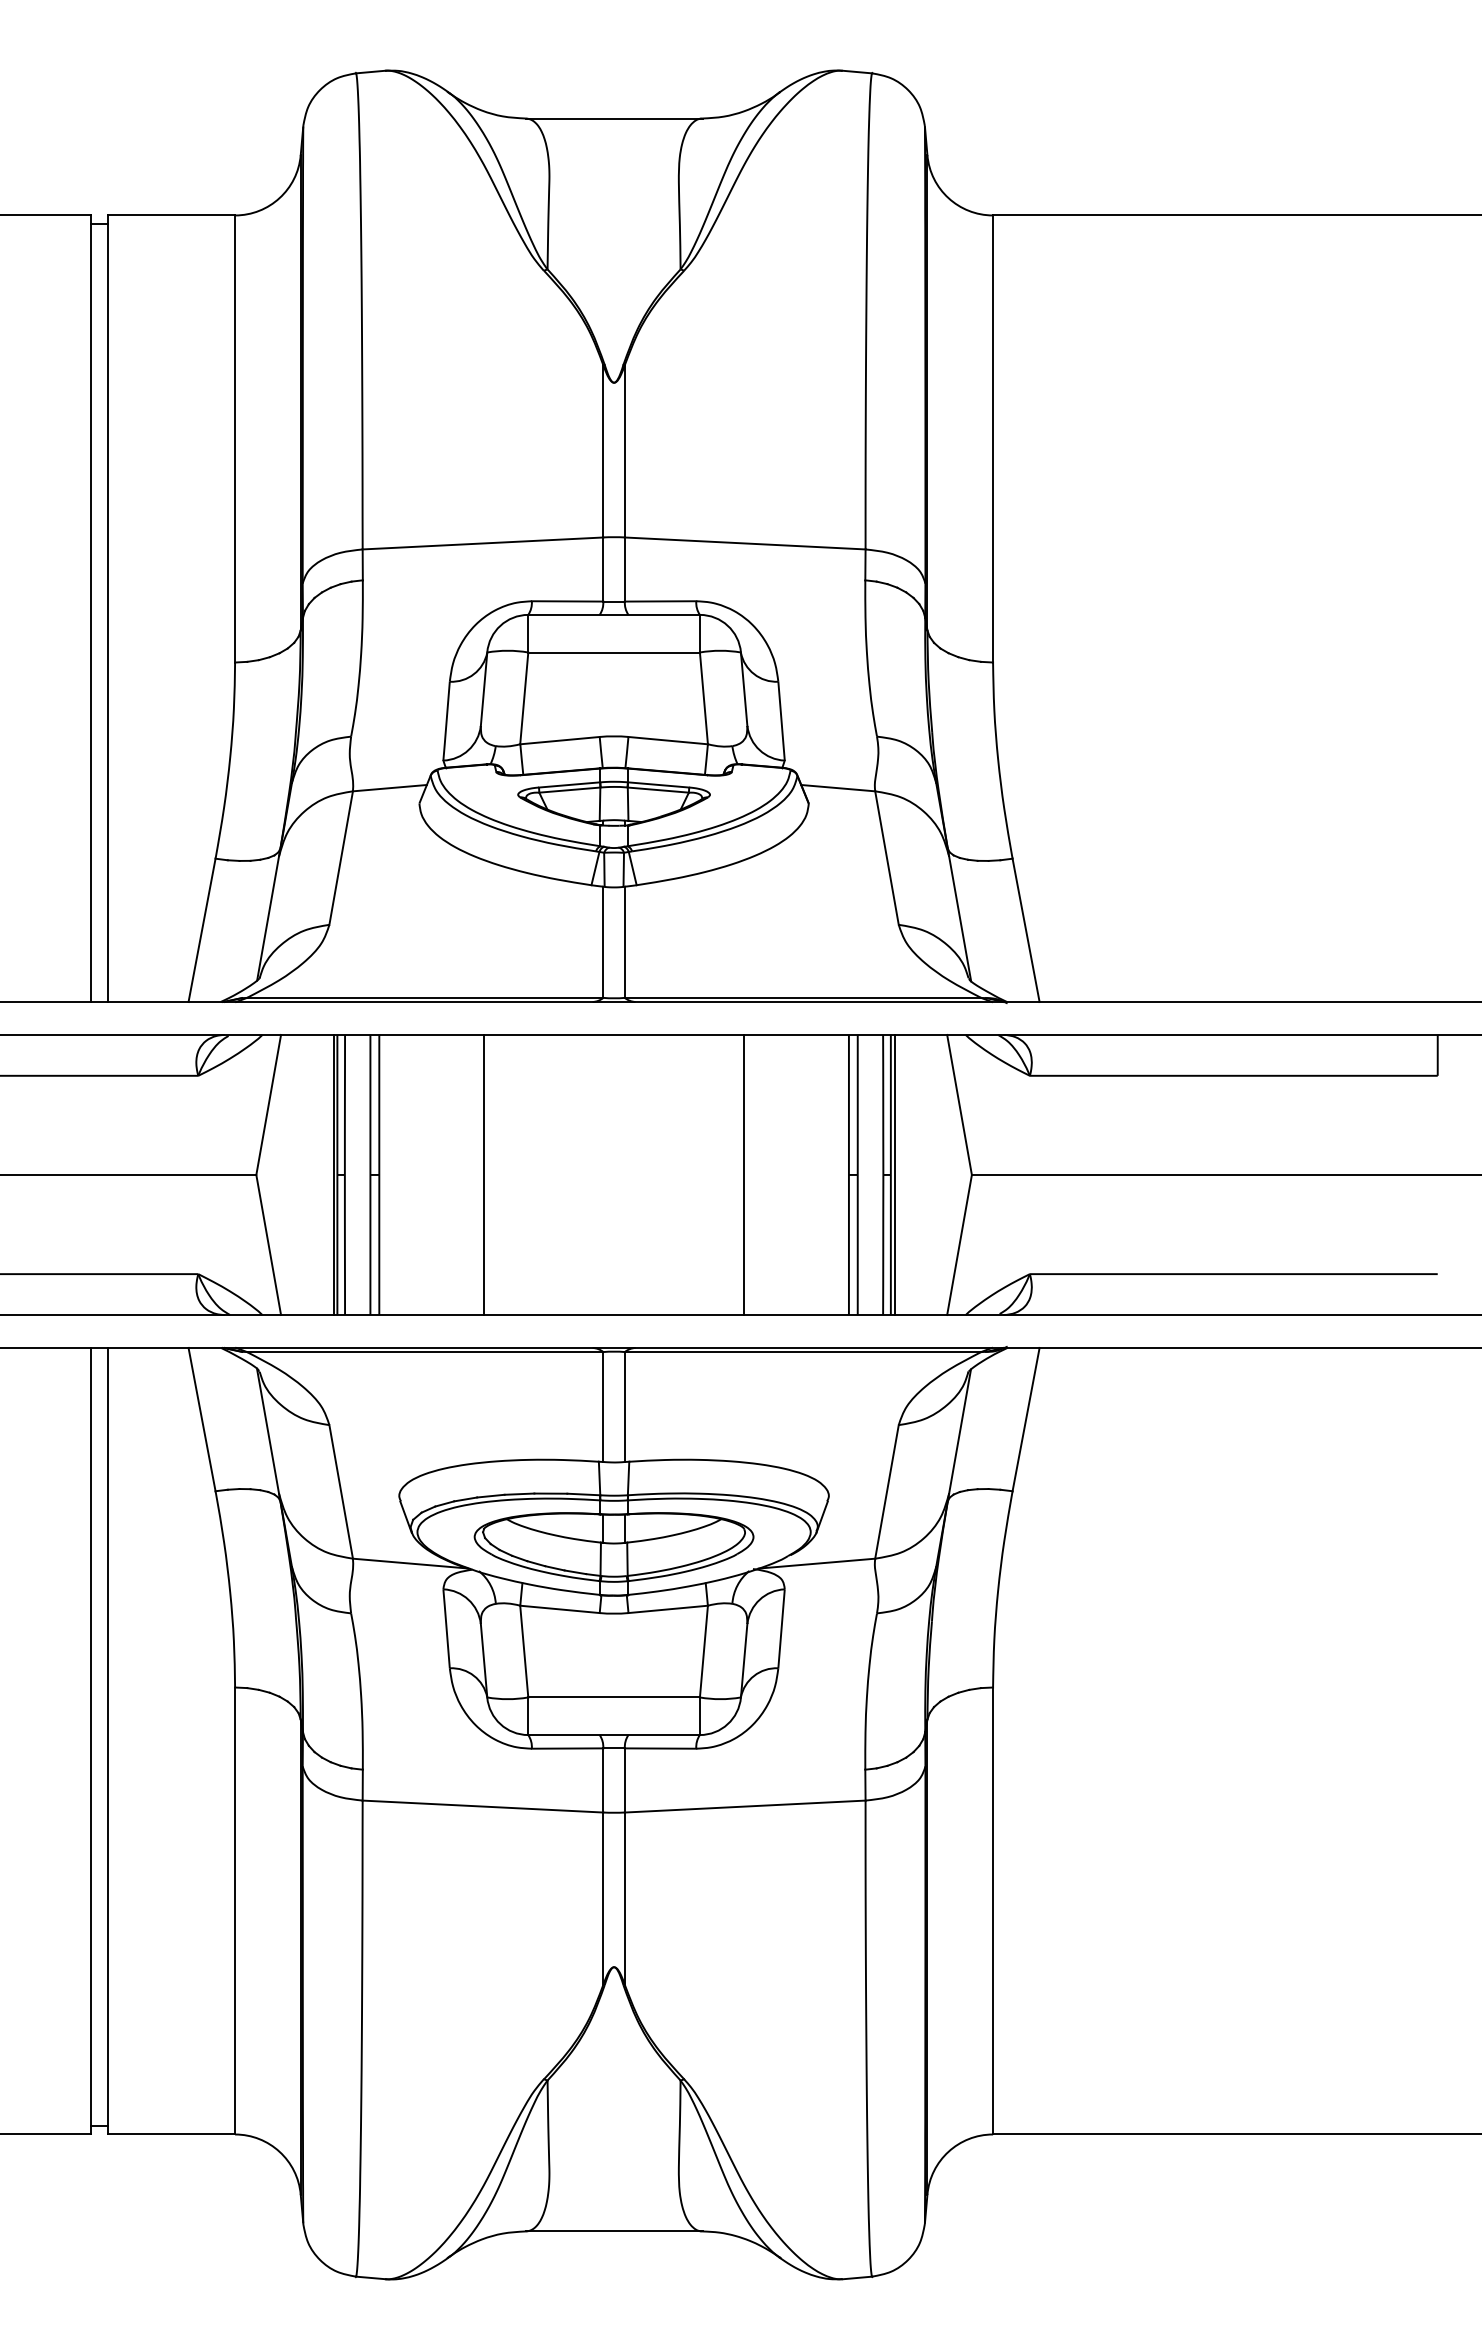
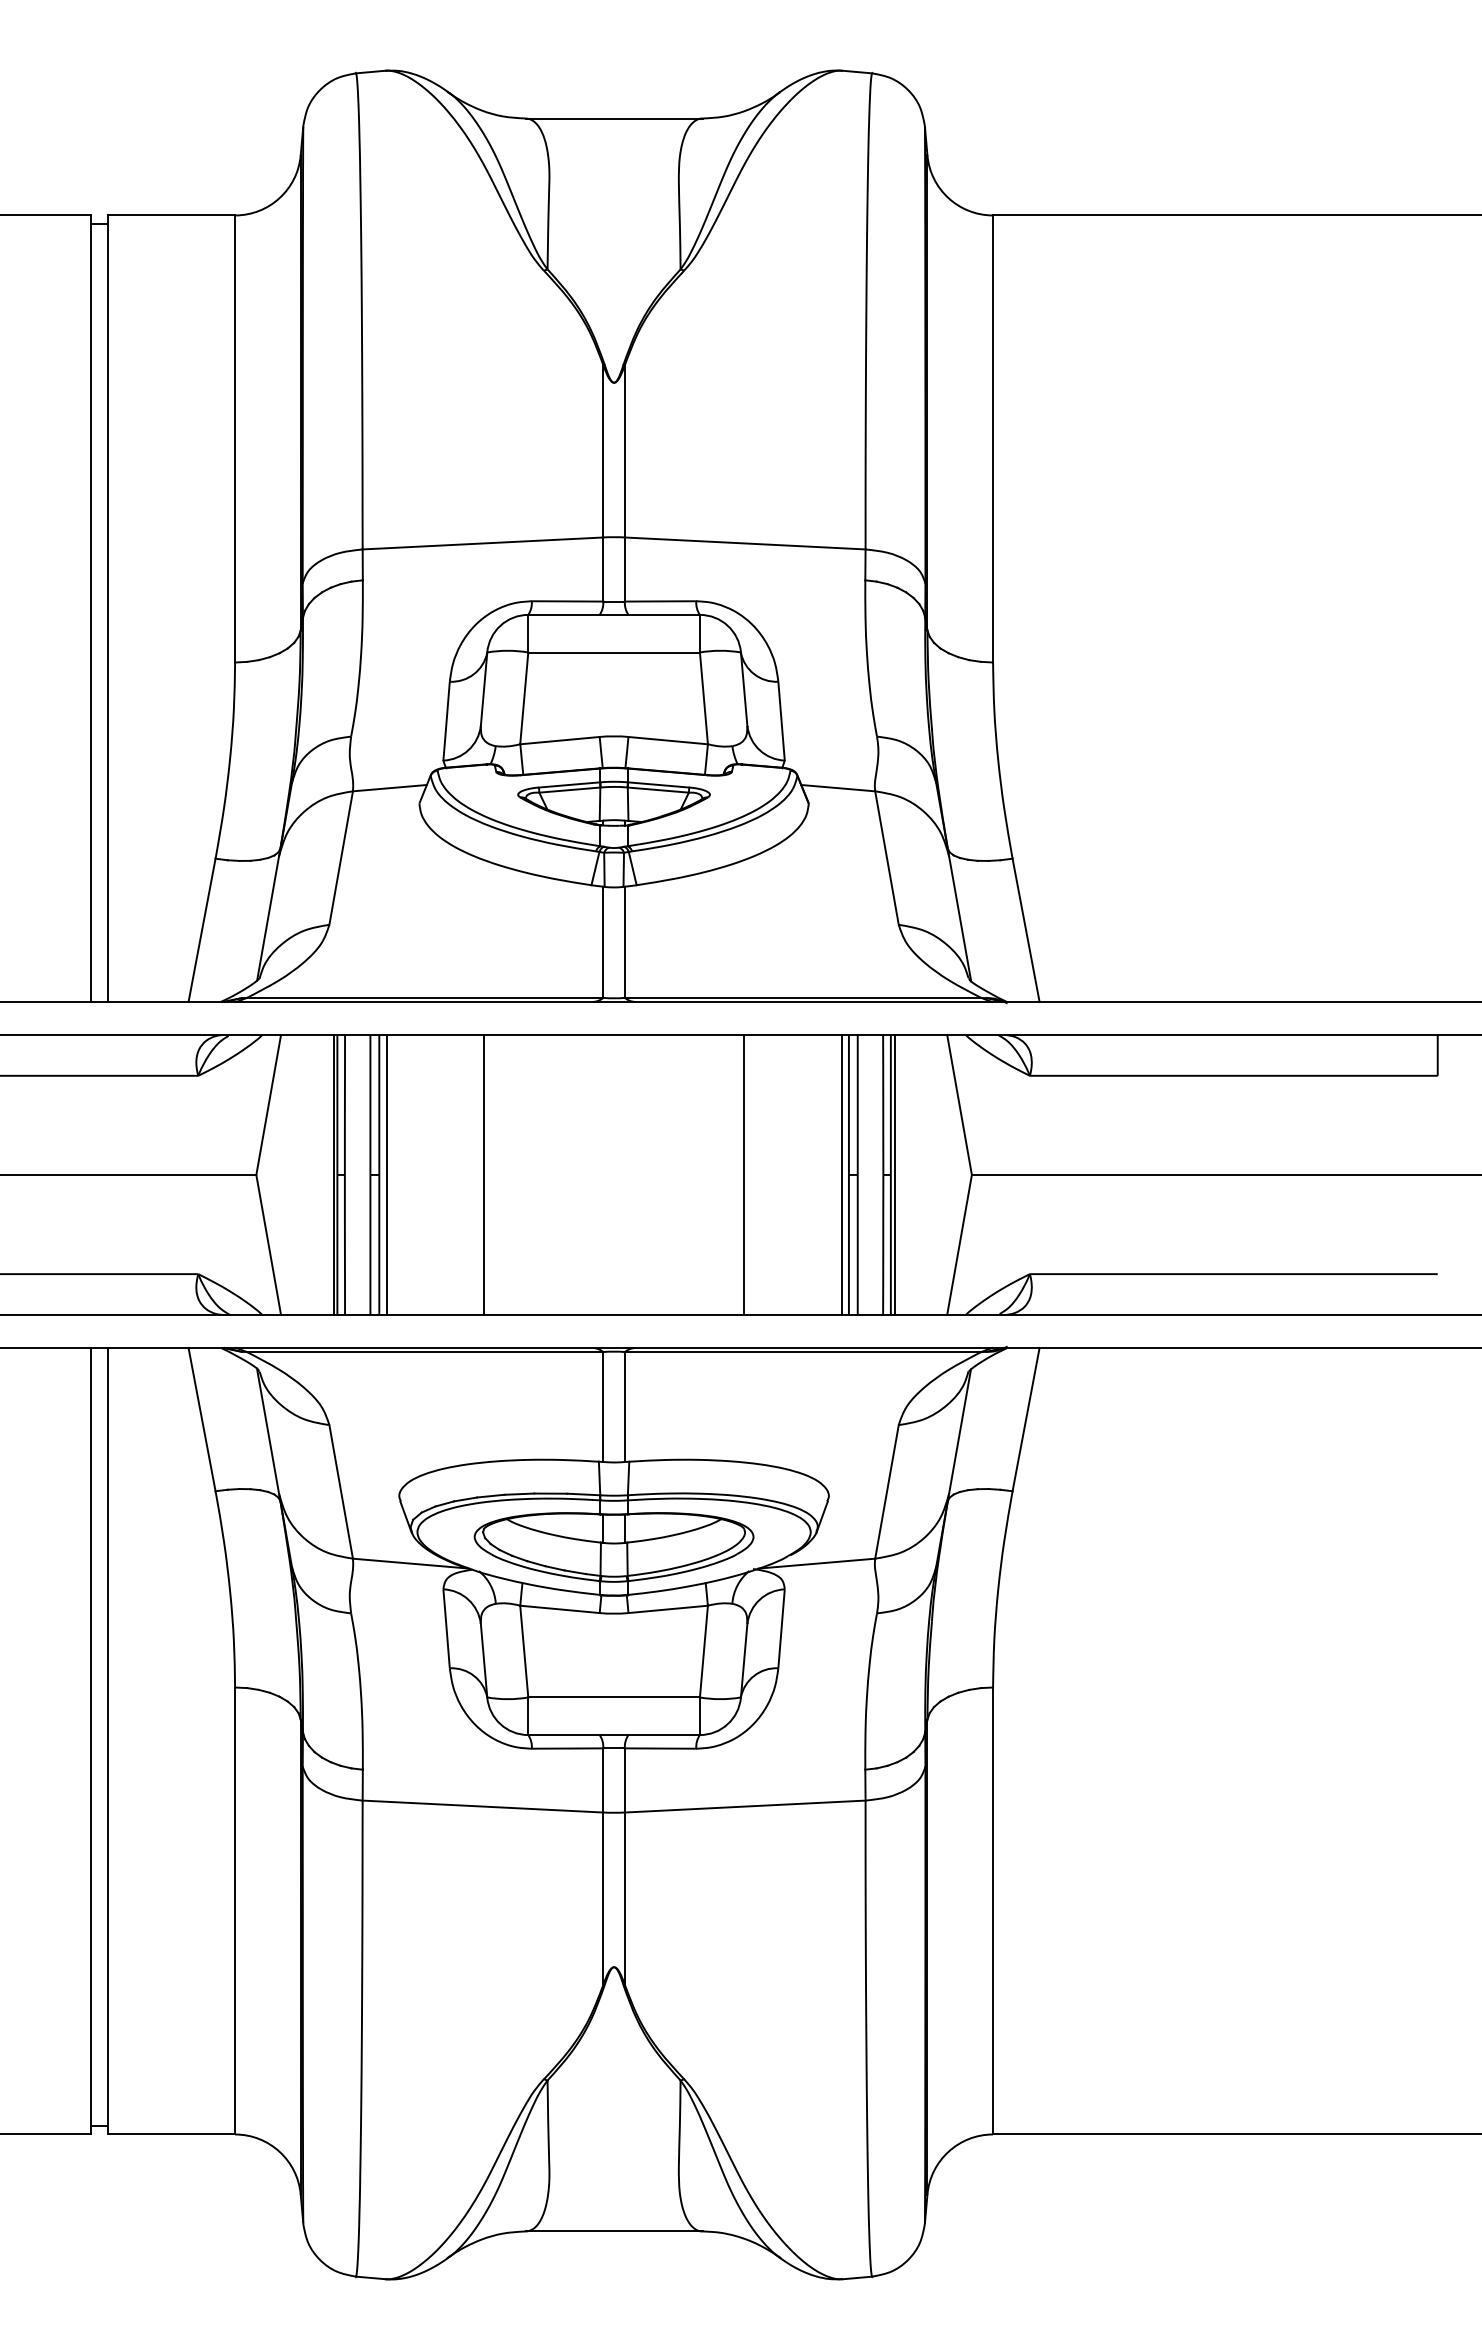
line: none -> present (386, 1174)
line: none -> present (841, 1174)
